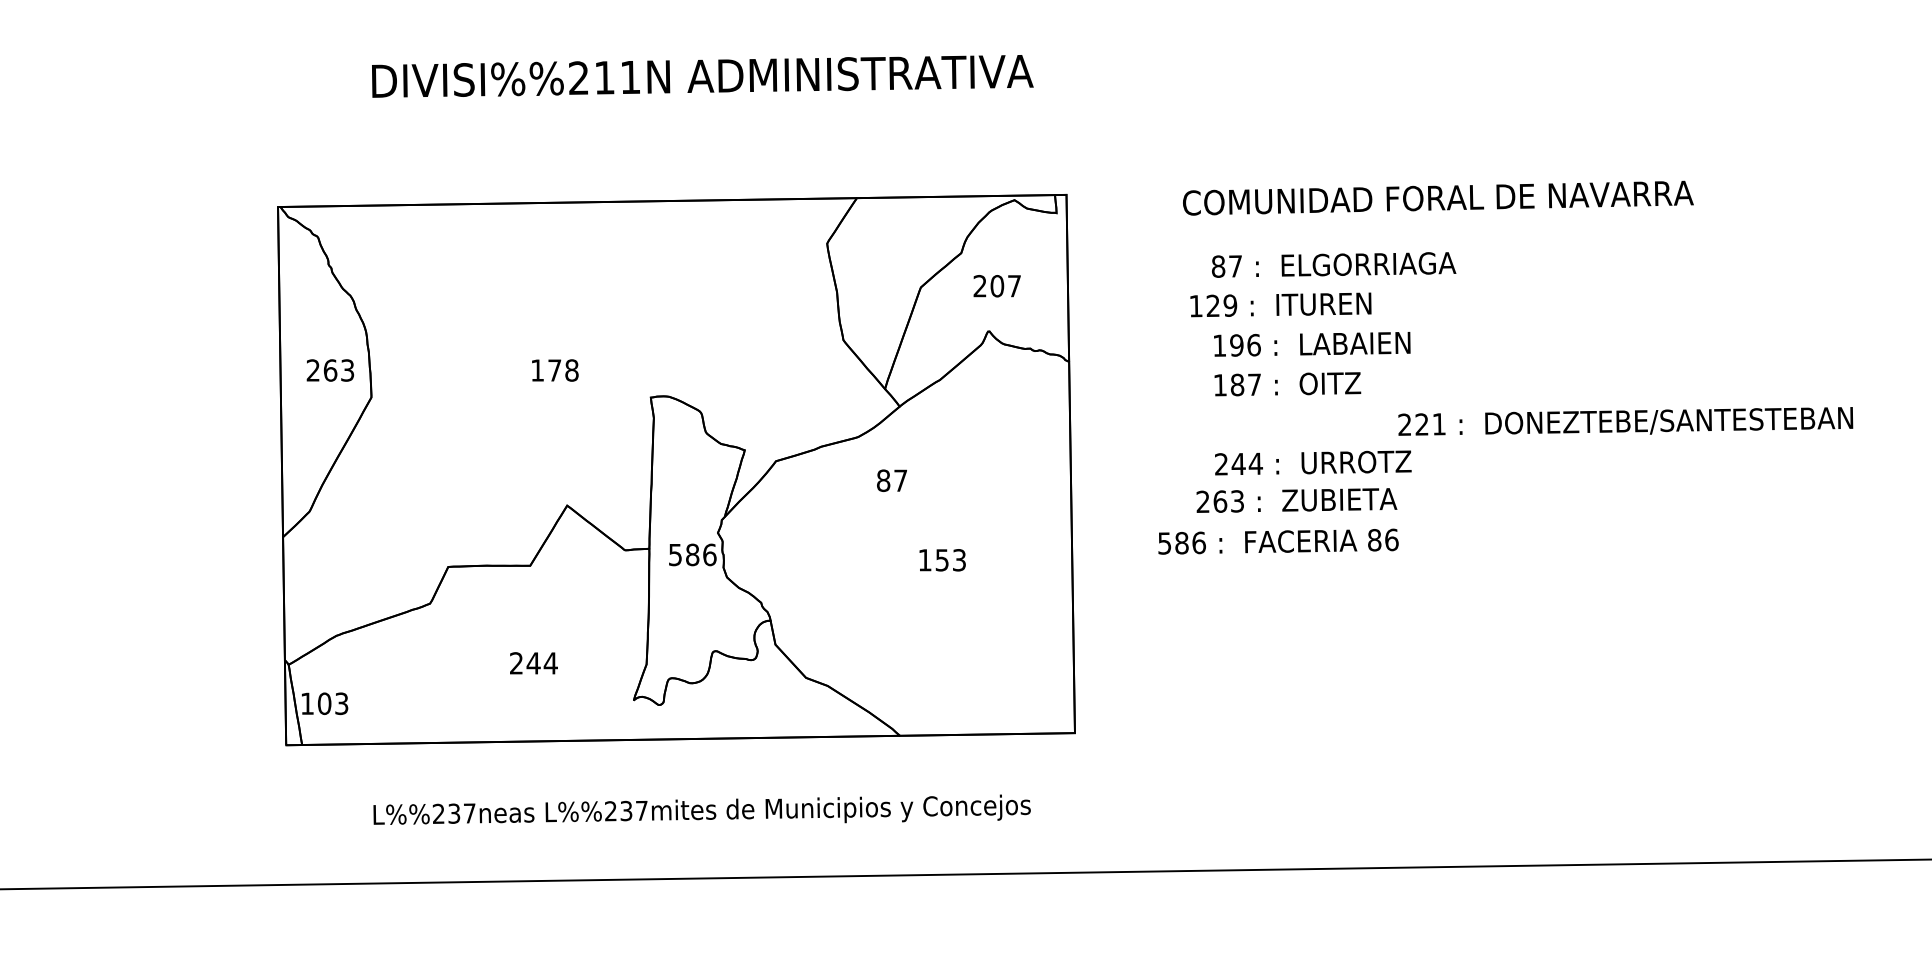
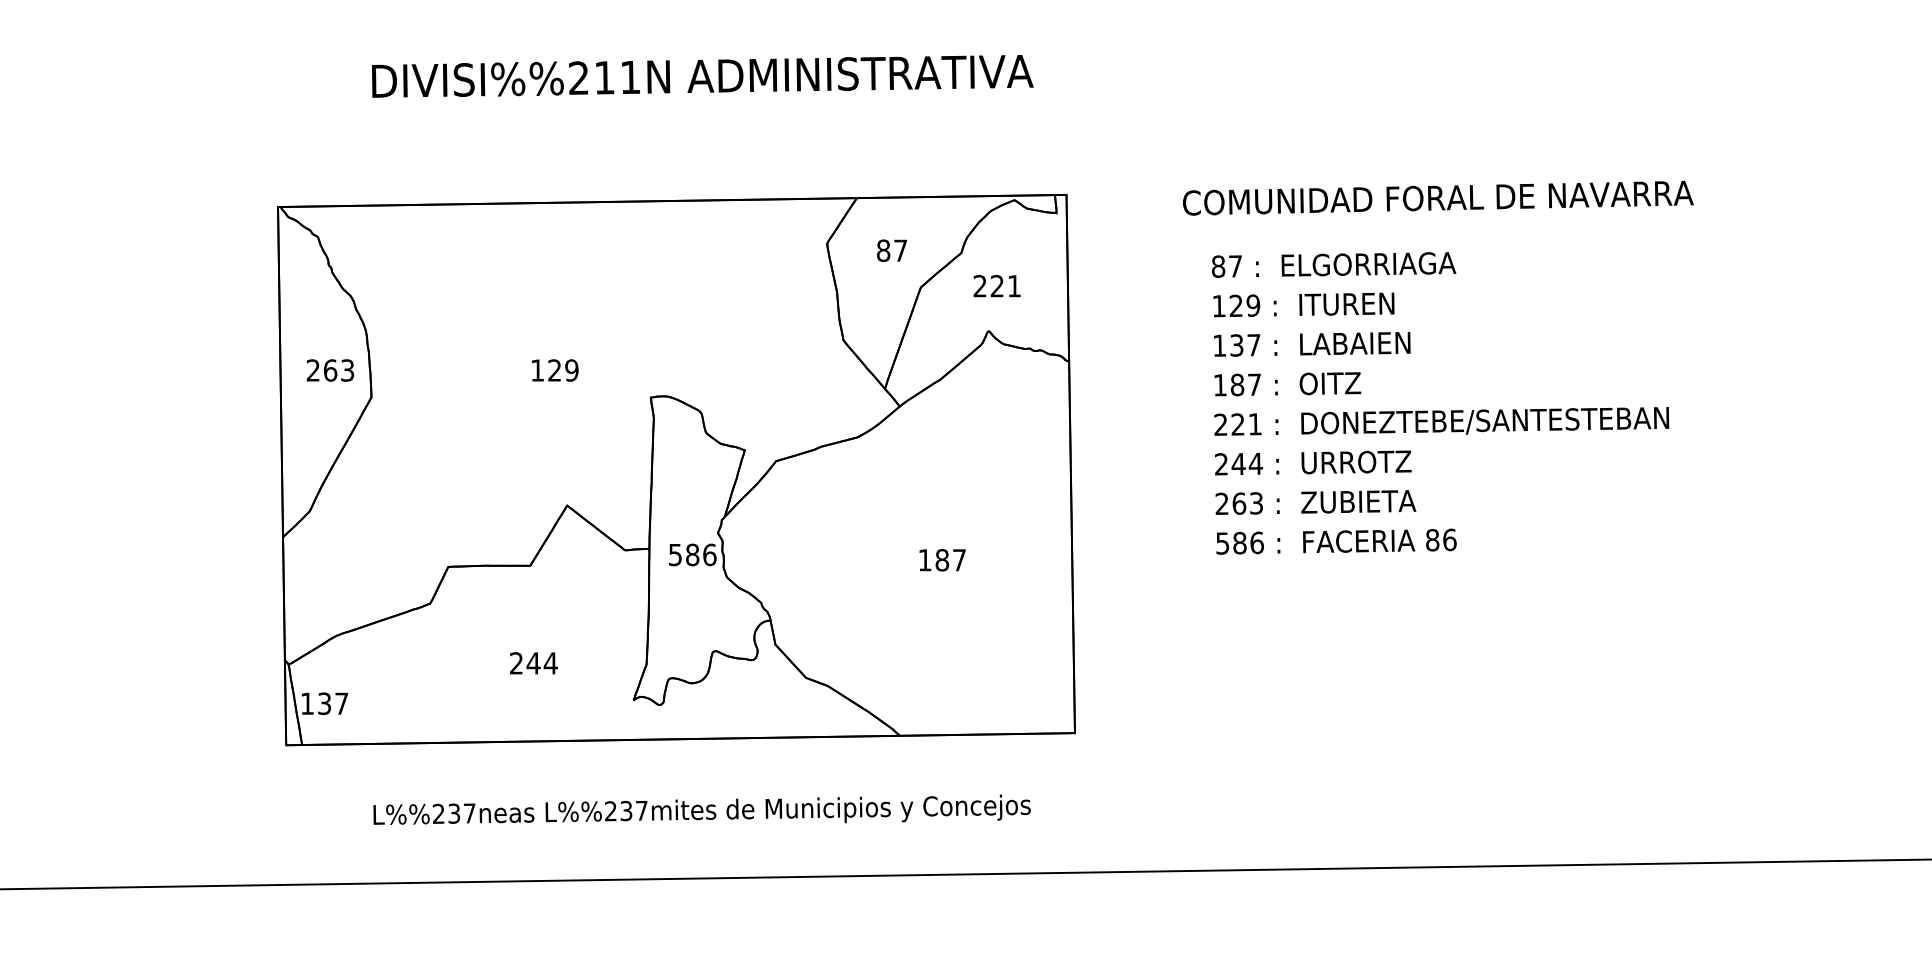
text: 207 -> 221 (1005, 286)
text position: (1280, 304) -> (1303, 304) (1303, 304)
text: 196 -> 137 (1245, 344)
text: 178 -> 129 (563, 370)
text position: (1625, 421) -> (1441, 421) (1441, 421)
text position: (891, 480) -> (891, 250) (891, 250)
text position: (1296, 500) -> (1315, 502) (1315, 502)
text position: (1278, 541) -> (1336, 541) (1336, 541)
text: 153 -> 187 (950, 560)
text: 103 -> 137 (333, 703)
